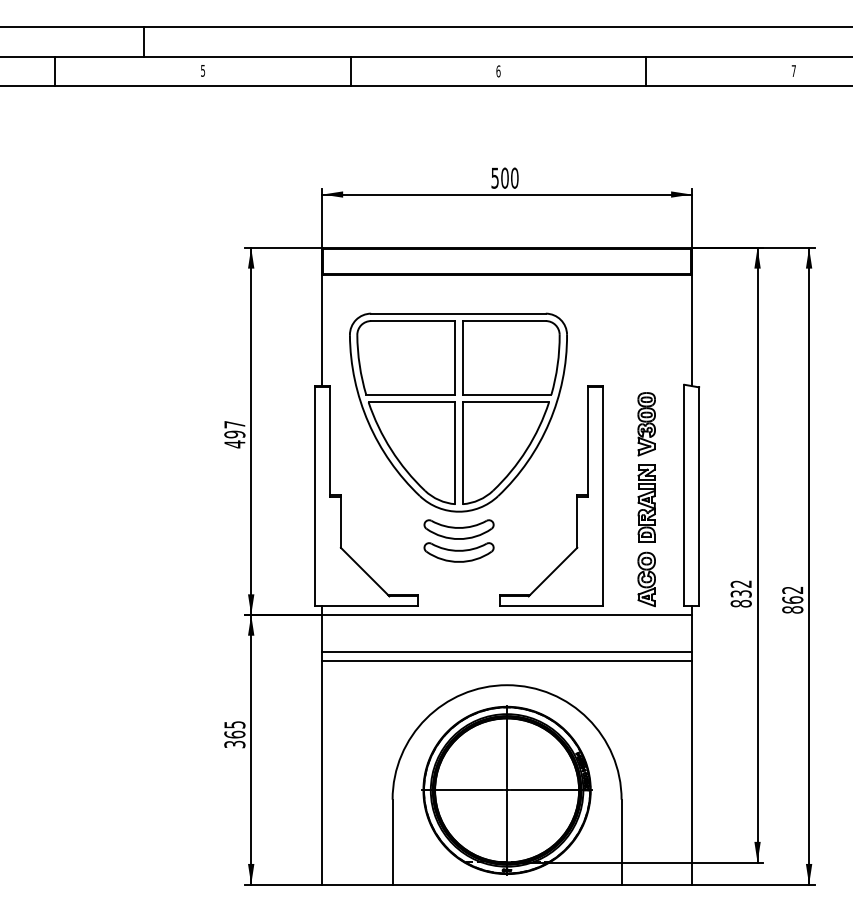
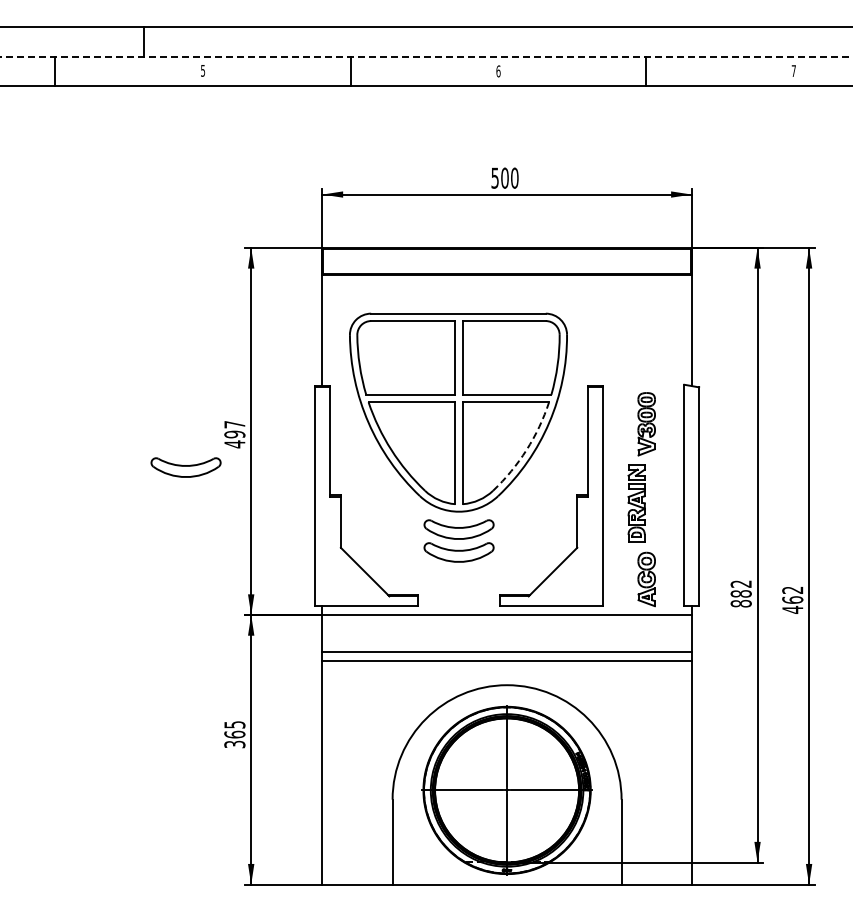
line: solid -> dashed (426, 56)
arc: solid -> dashed (526, 450)
part: none -> present (185, 467)
part position: (646, 503) -> (636, 503) (636, 503)
text: 832 -> 882 (740, 593)
text: 862 -> 462 (792, 609)
